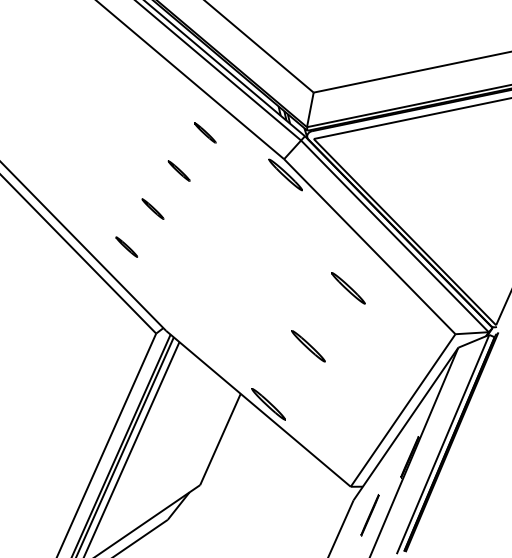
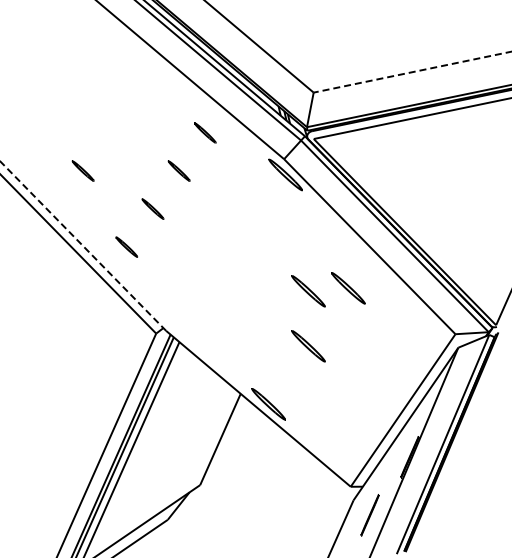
line: solid -> dashed (412, 72)
part: none -> present (82, 170)
line: solid -> dashed (83, 245)
part: none -> present (308, 291)
